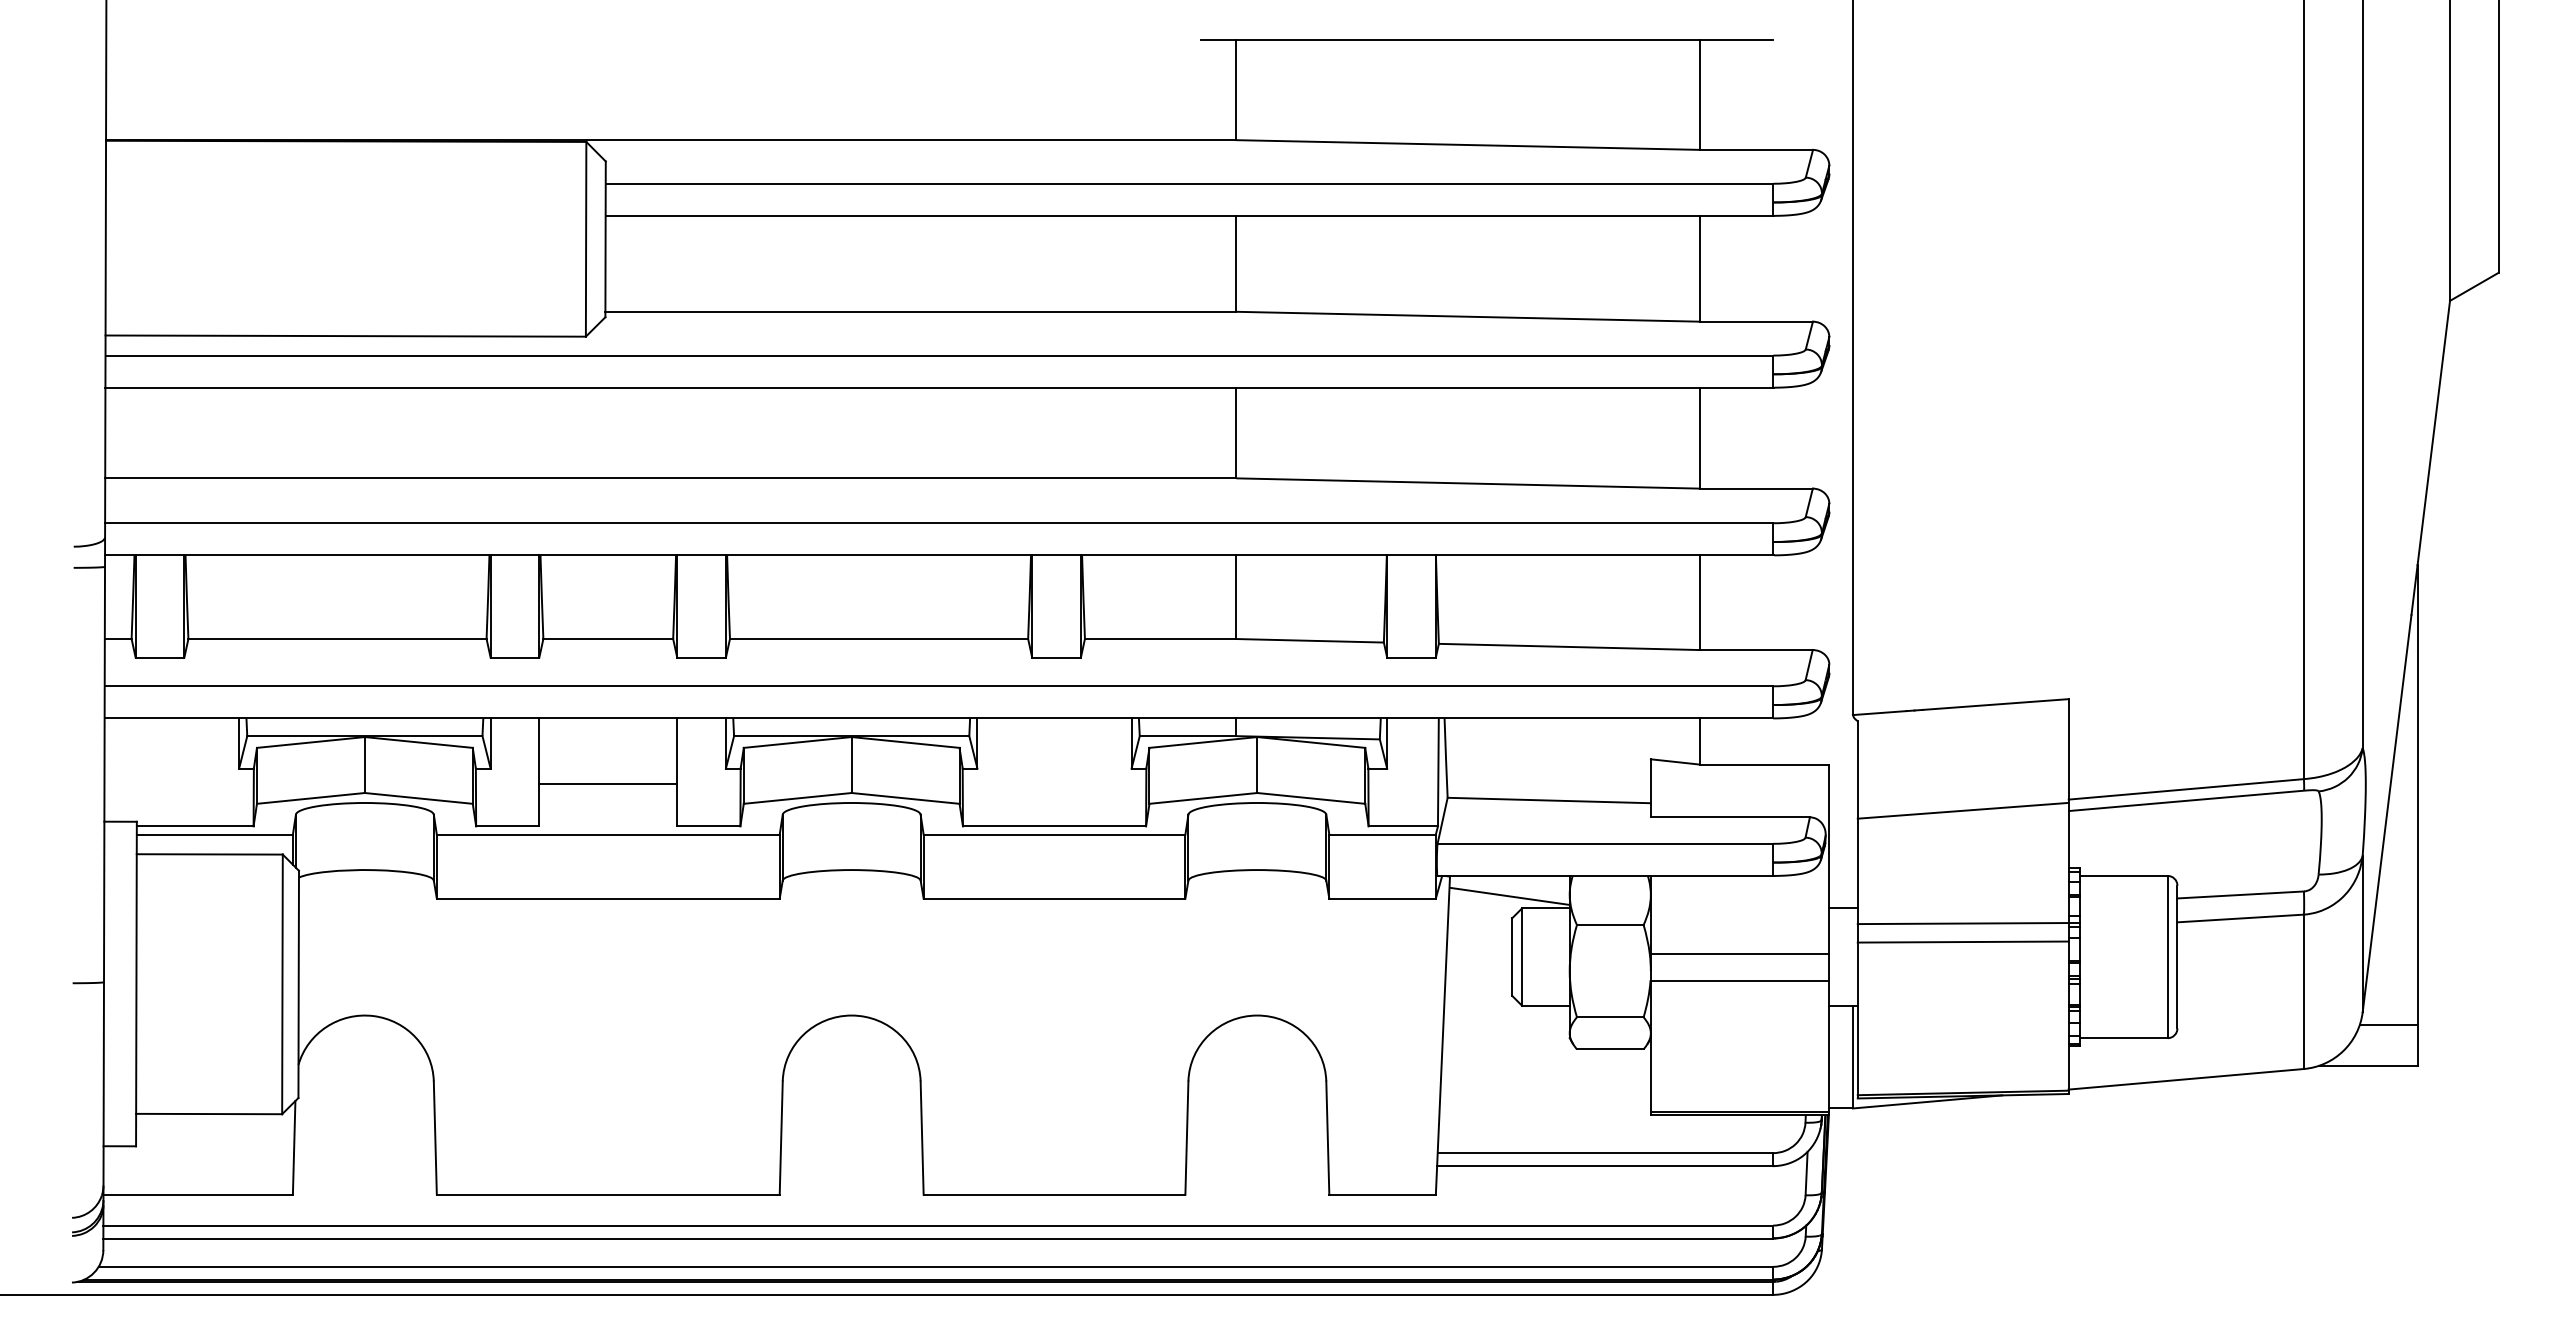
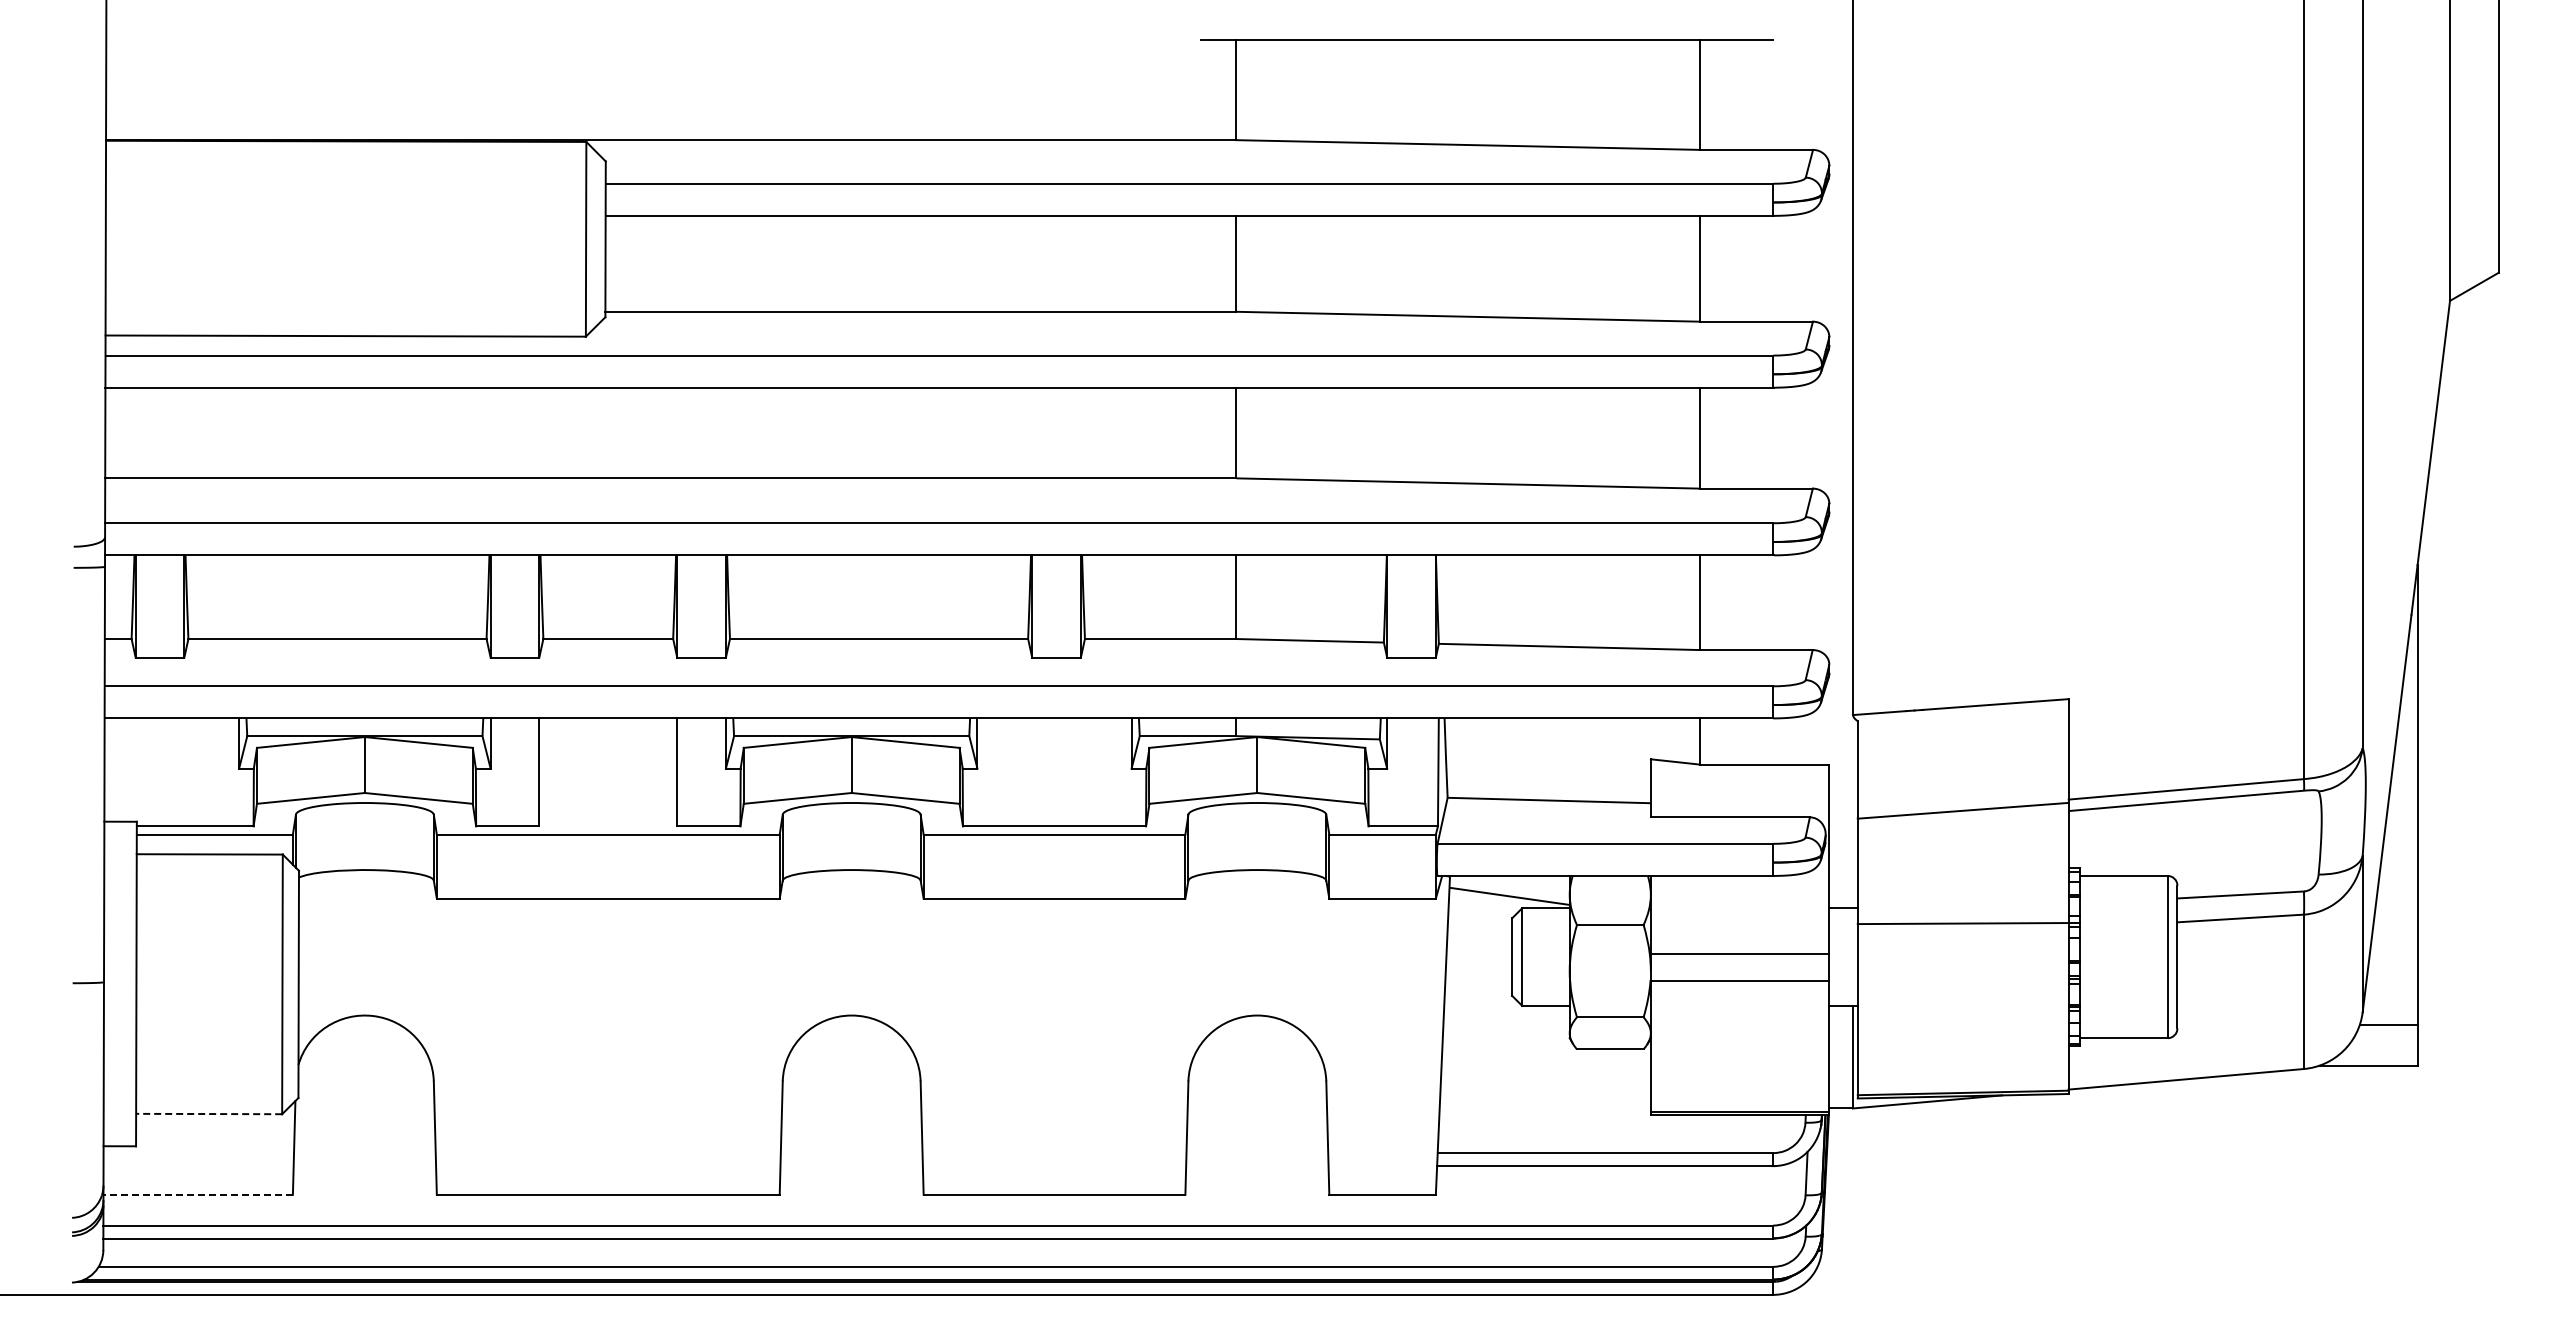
line: present -> none (608, 784)
line: present -> none (1962, 941)
line: solid -> dashed (208, 1114)
line: solid -> dashed (198, 1194)
